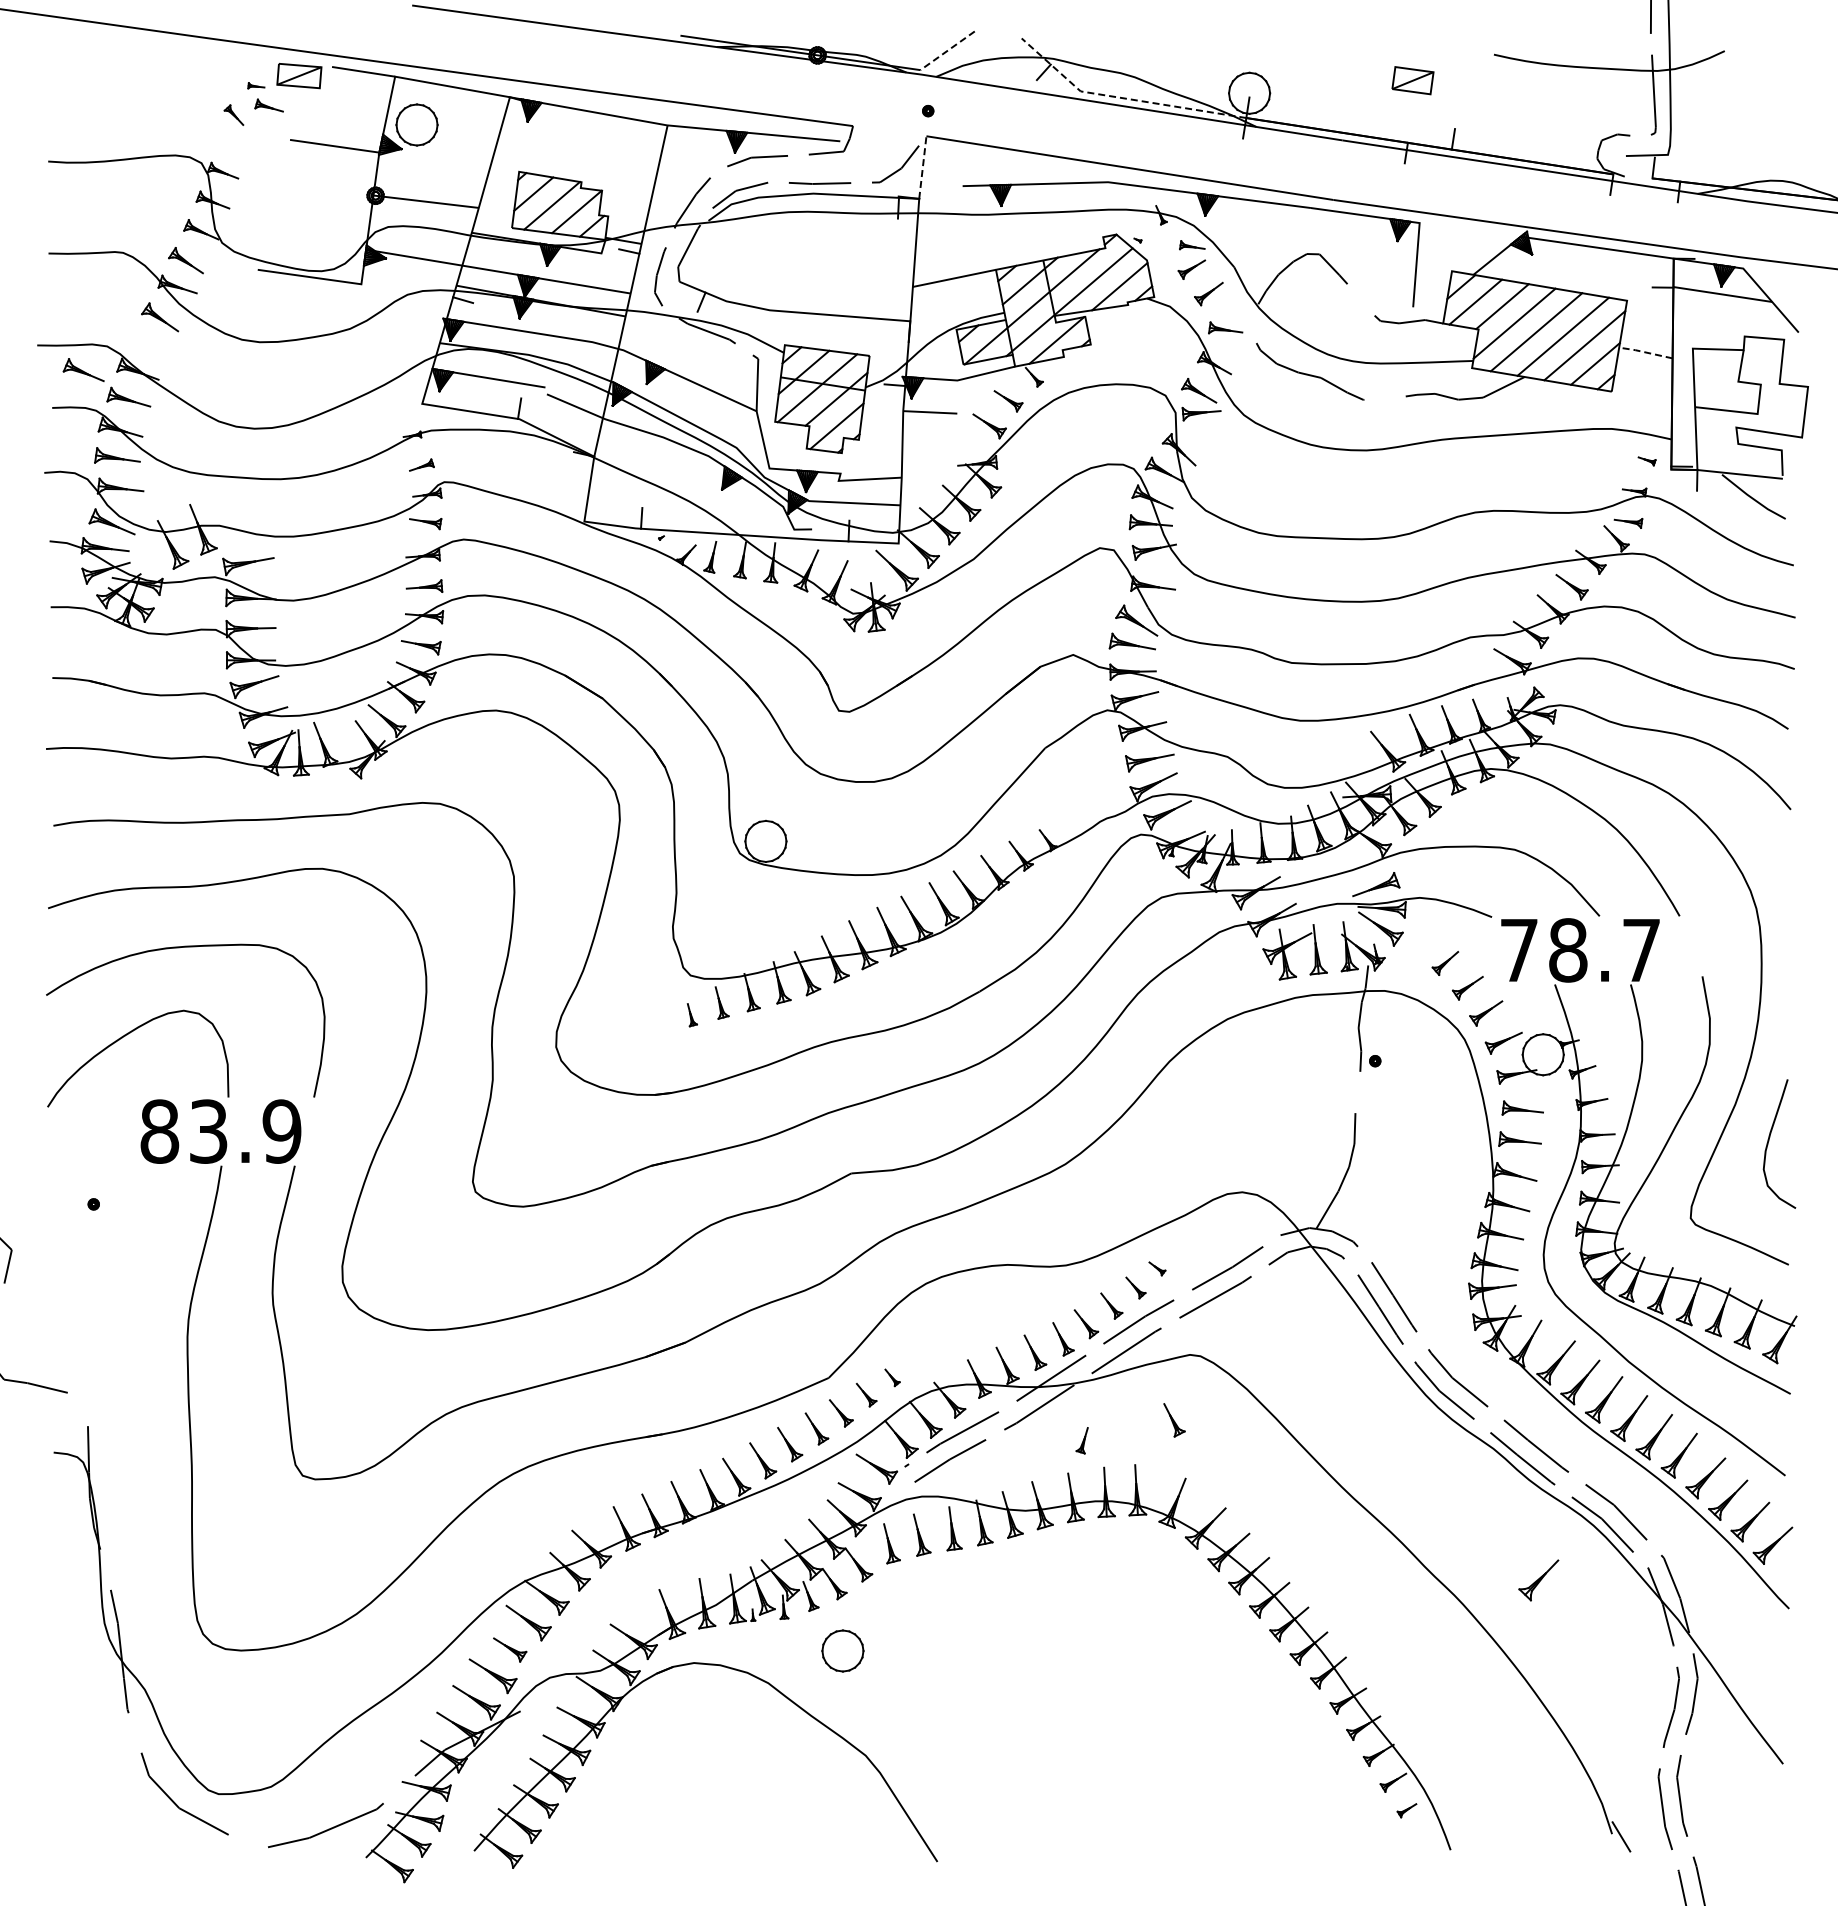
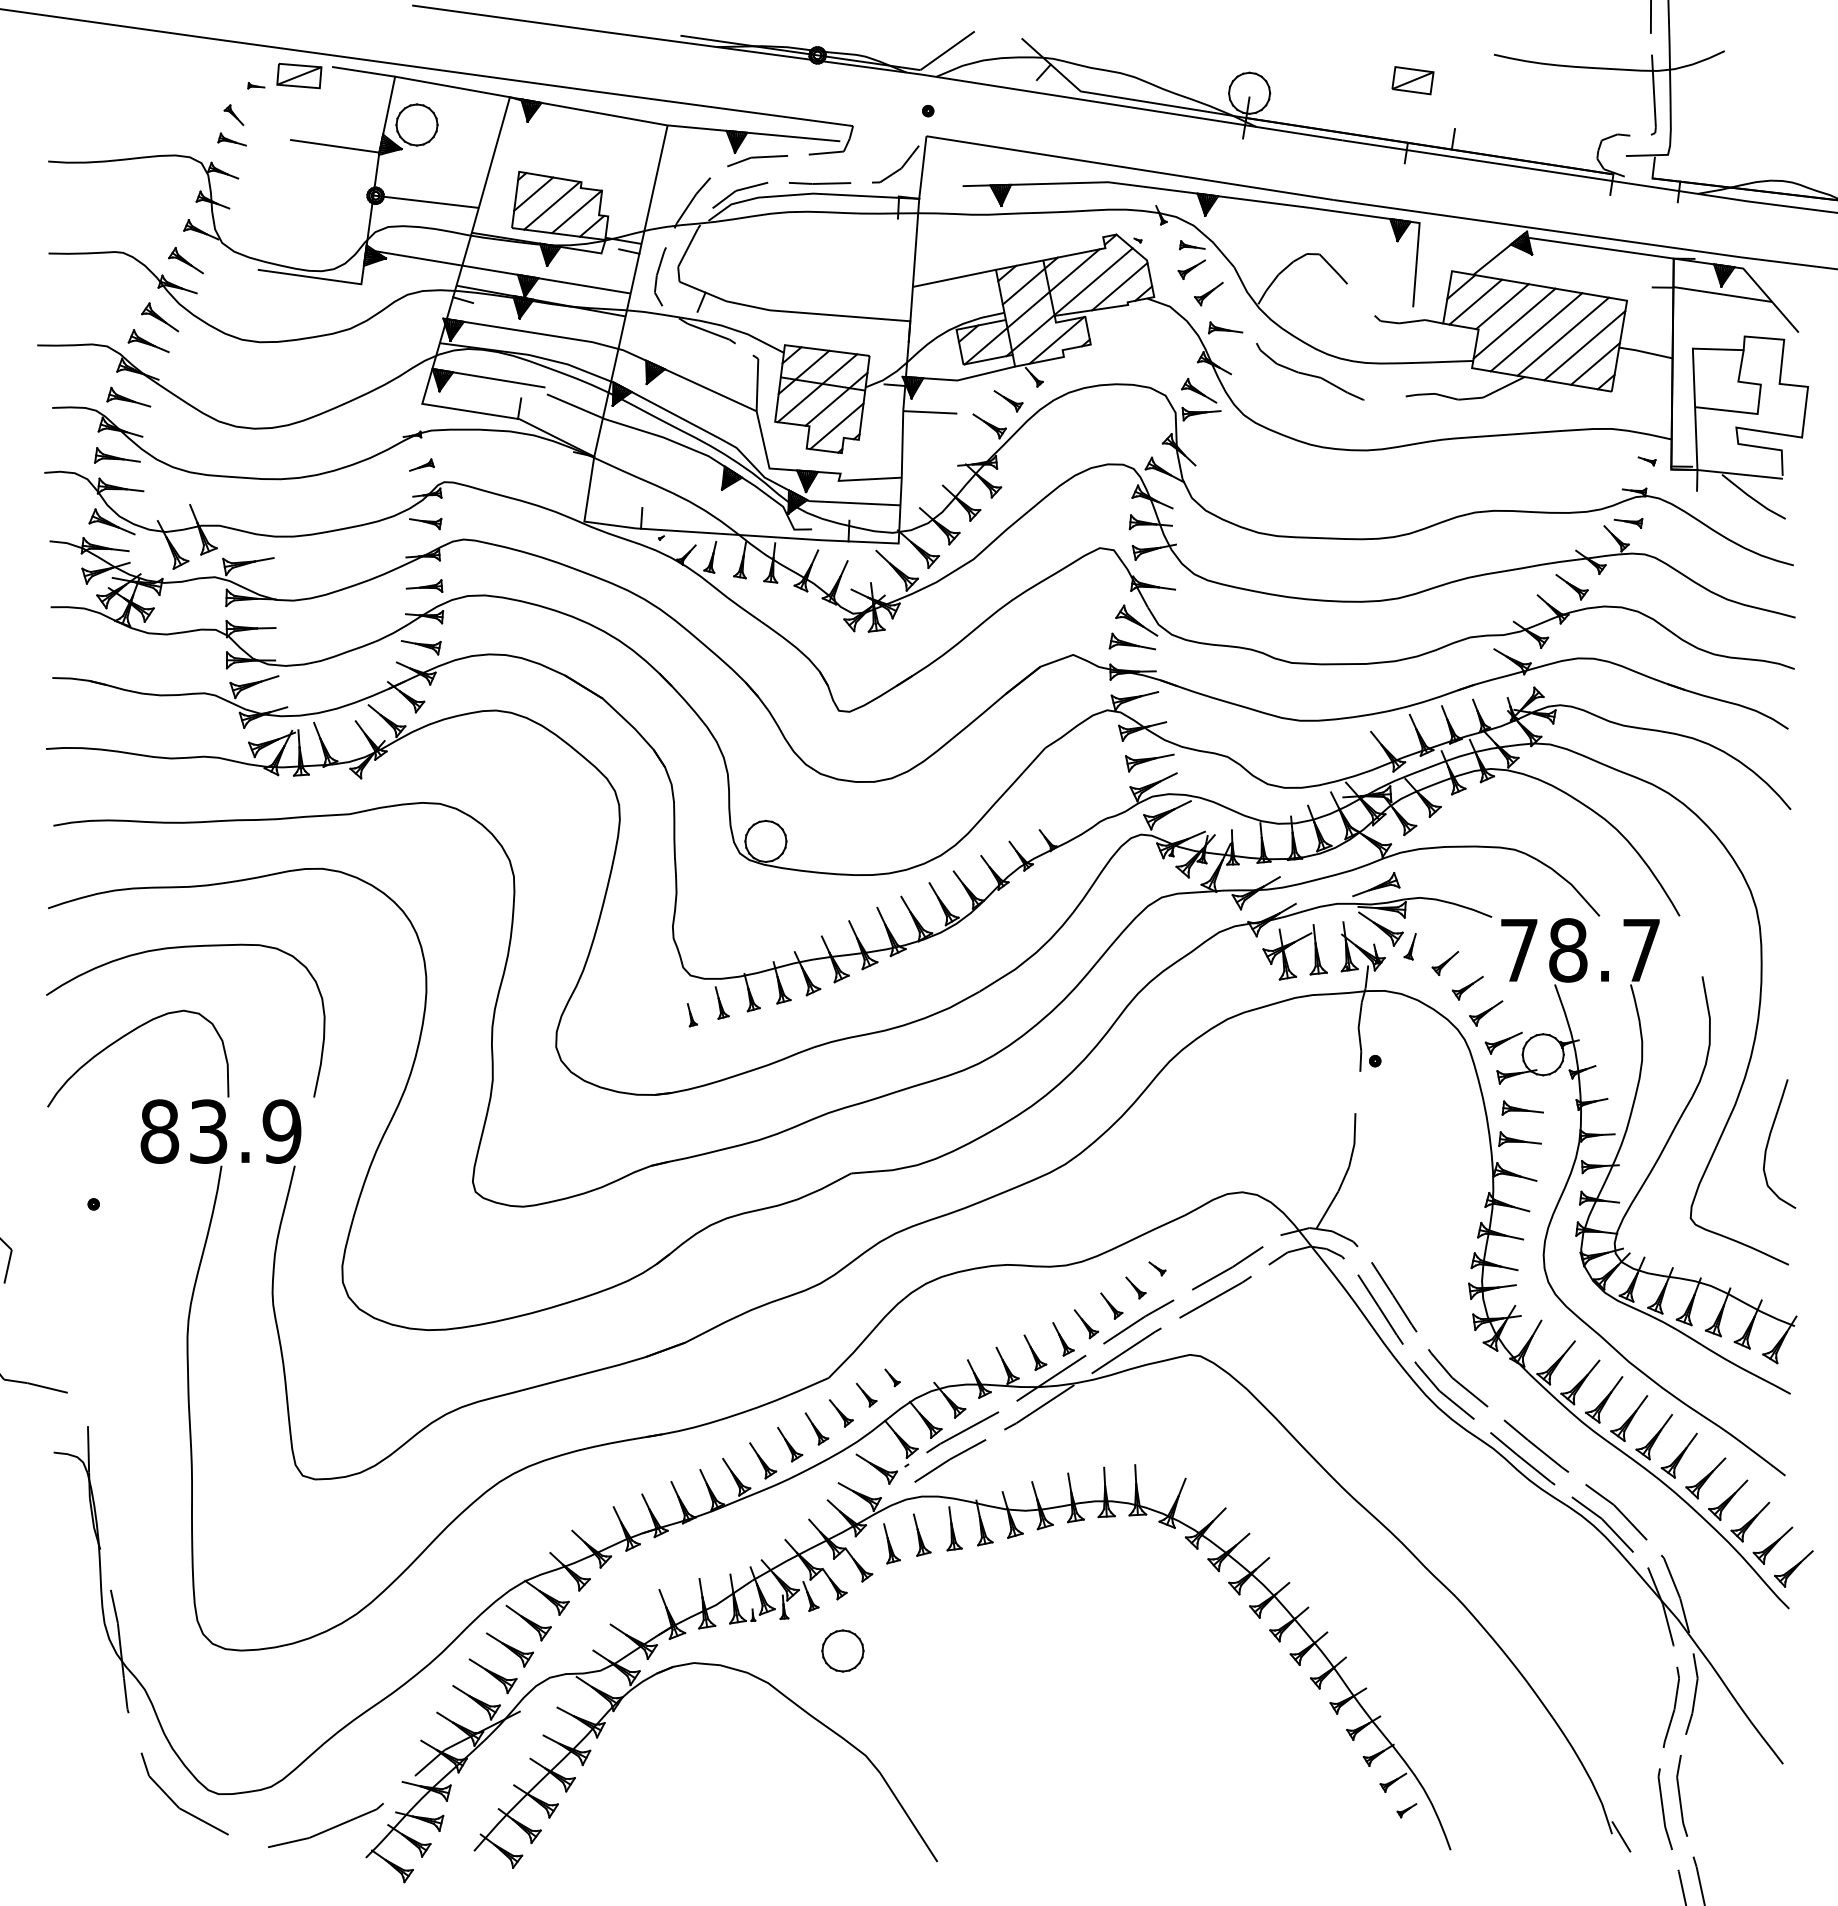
line: dashed -> solid (947, 51)
line: dashed -> solid (1123, 98)
part position: (268, 105) -> (231, 139) (231, 139)
line: dashed -> solid (922, 167)
line: dashed -> solid (1644, 352)
part position: (83, 369) -> (148, 340) (148, 340)
part: present -> none (1174, 1420)
part position: (1081, 1440) -> (1409, 946) (1409, 946)
part: none -> present (1793, 1568)
part: present -> none (1538, 1580)
part size: 35x26 px -> 49x36 px (510, 1649)
